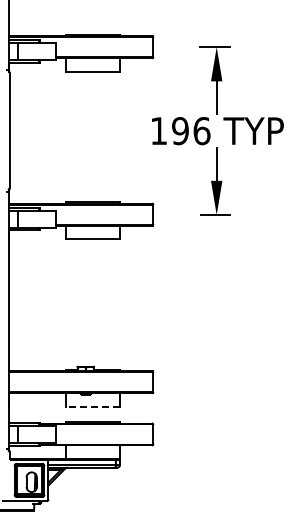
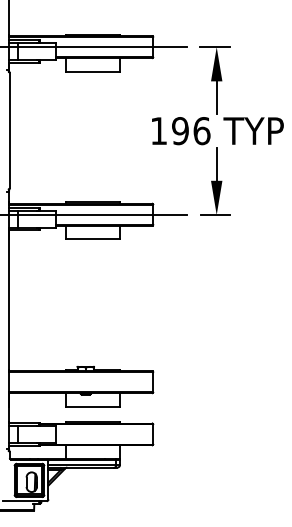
line: none -> present (94, 47)
line: none -> present (94, 215)
line: dashed -> solid (92, 406)
